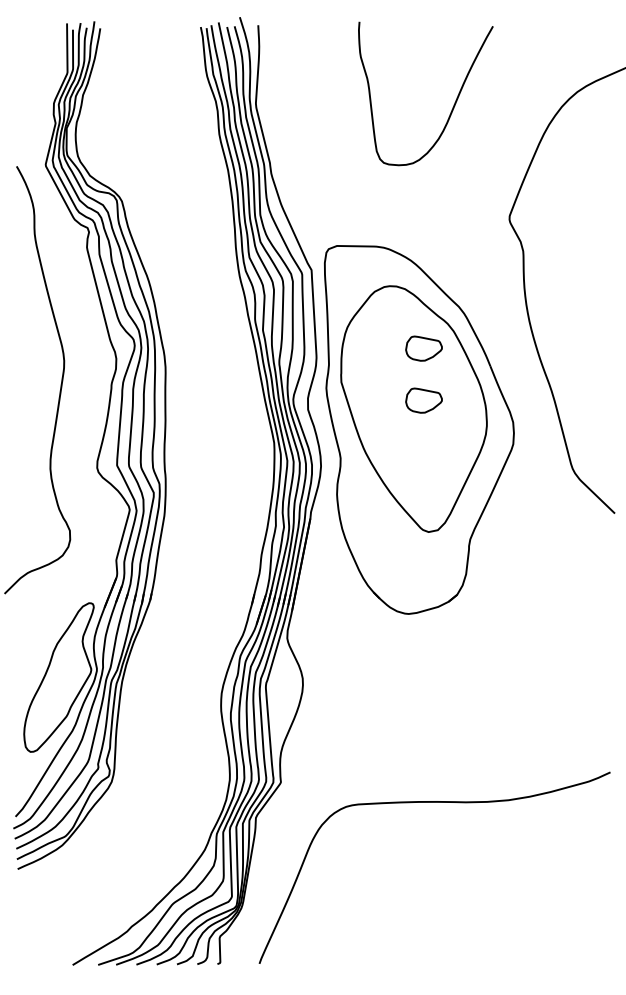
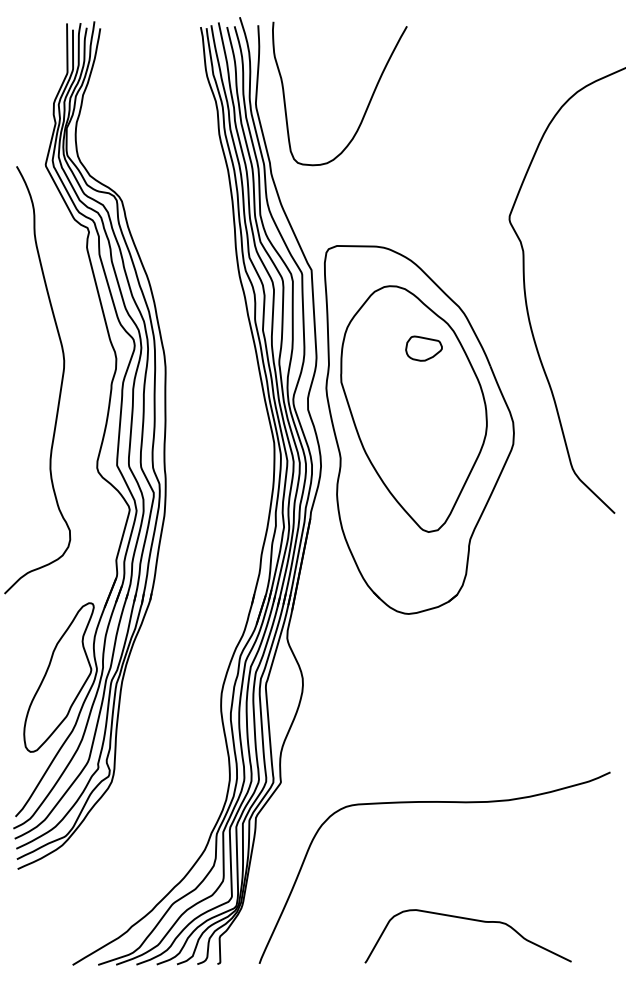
curve position: (453, 104) -> (367, 104) (367, 104)
part: present -> none (423, 400)
curve: none -> present (470, 920)
